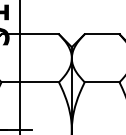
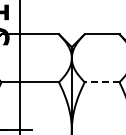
line: solid -> dashed (101, 82)
